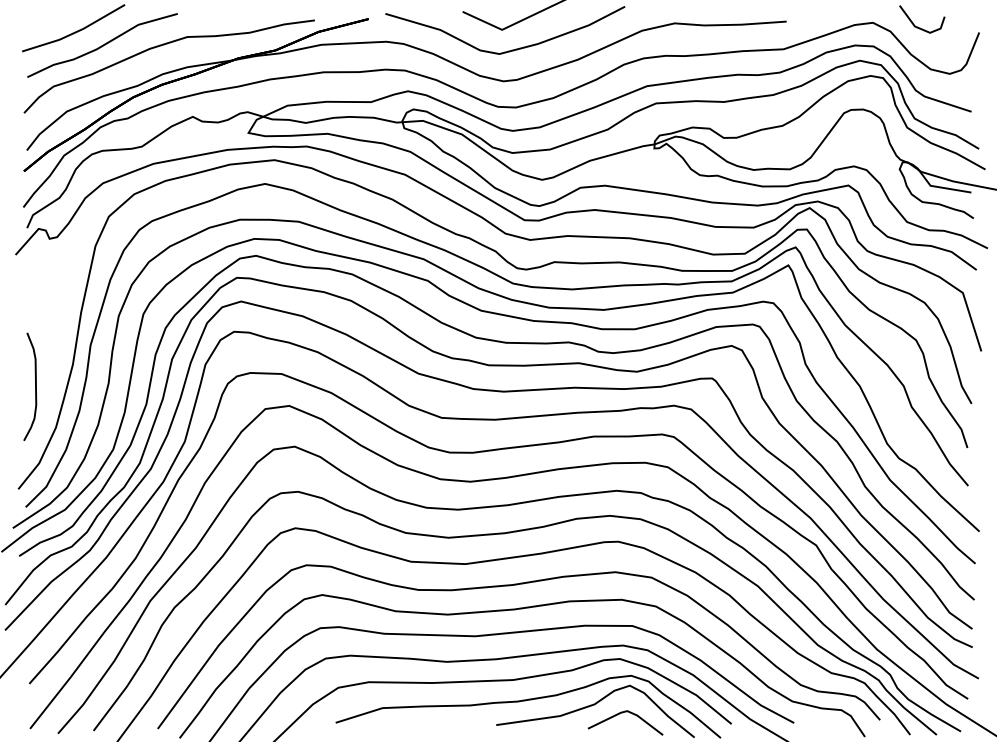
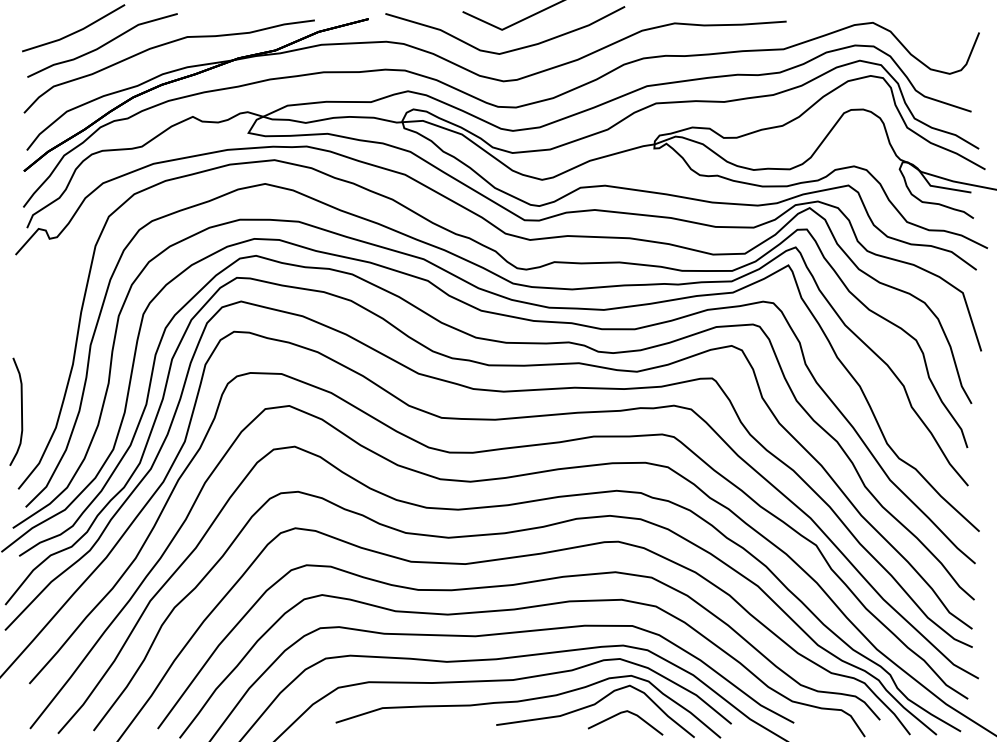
line: present -> none (920, 27)
curve position: (35, 386) -> (21, 411) (21, 411)
